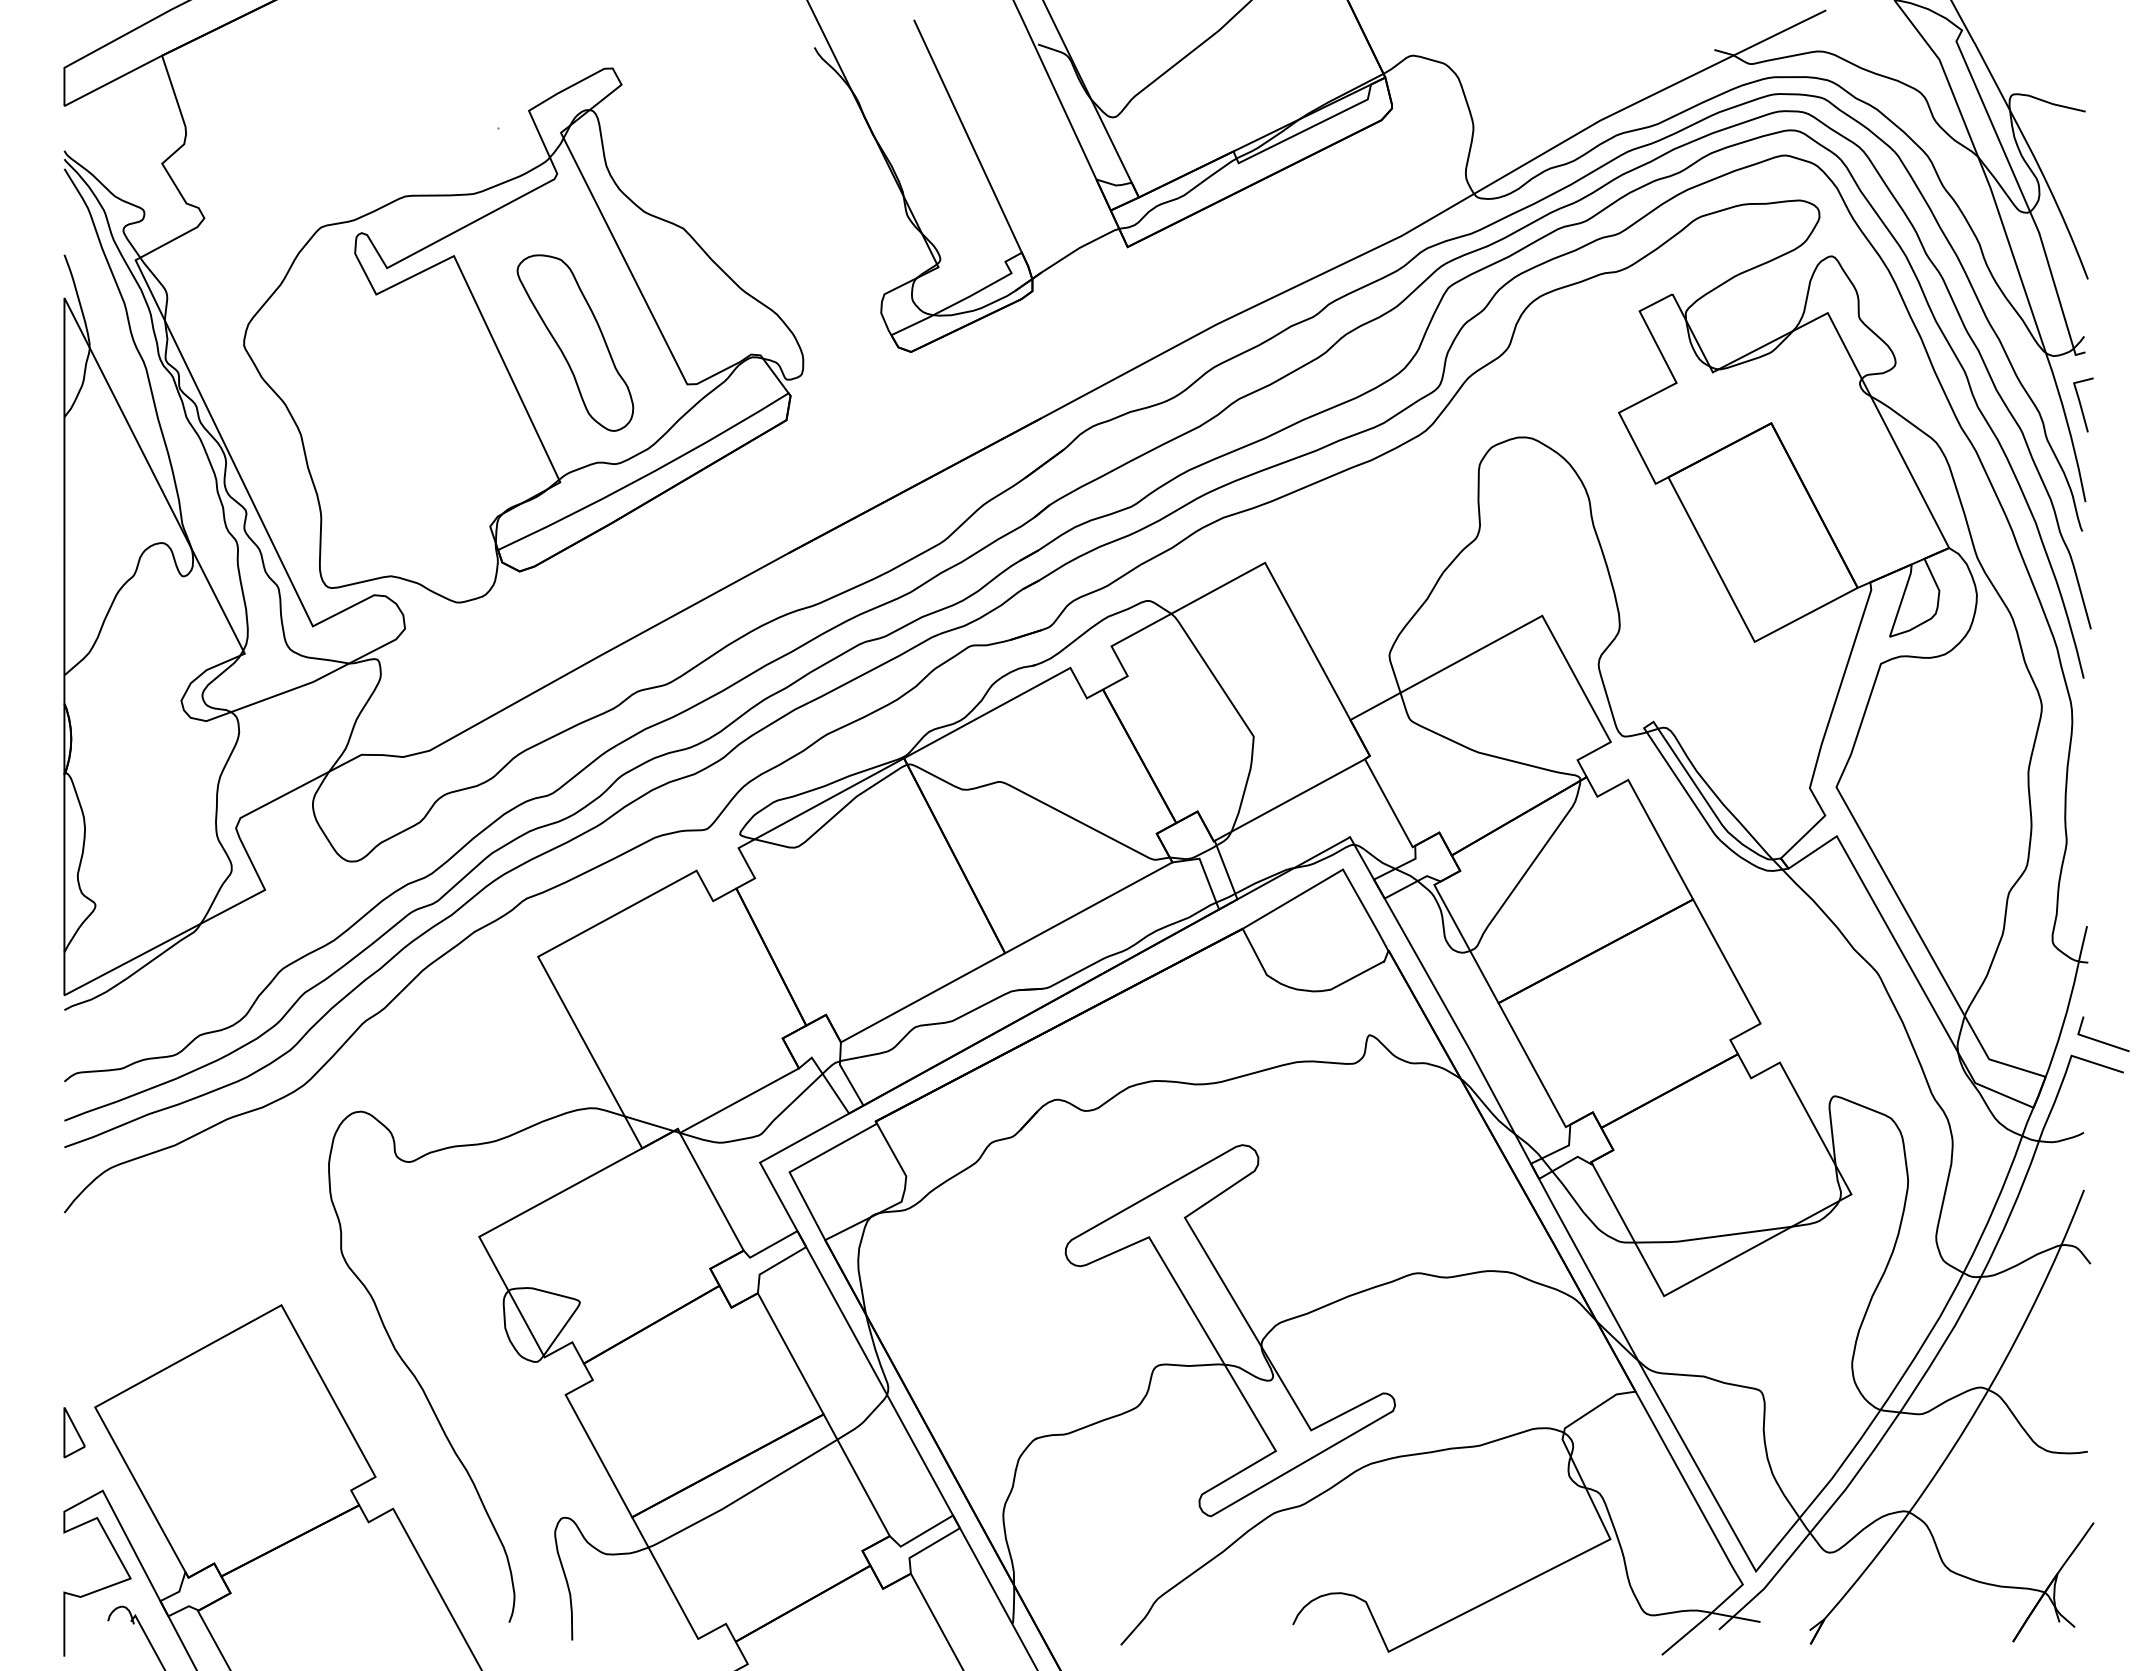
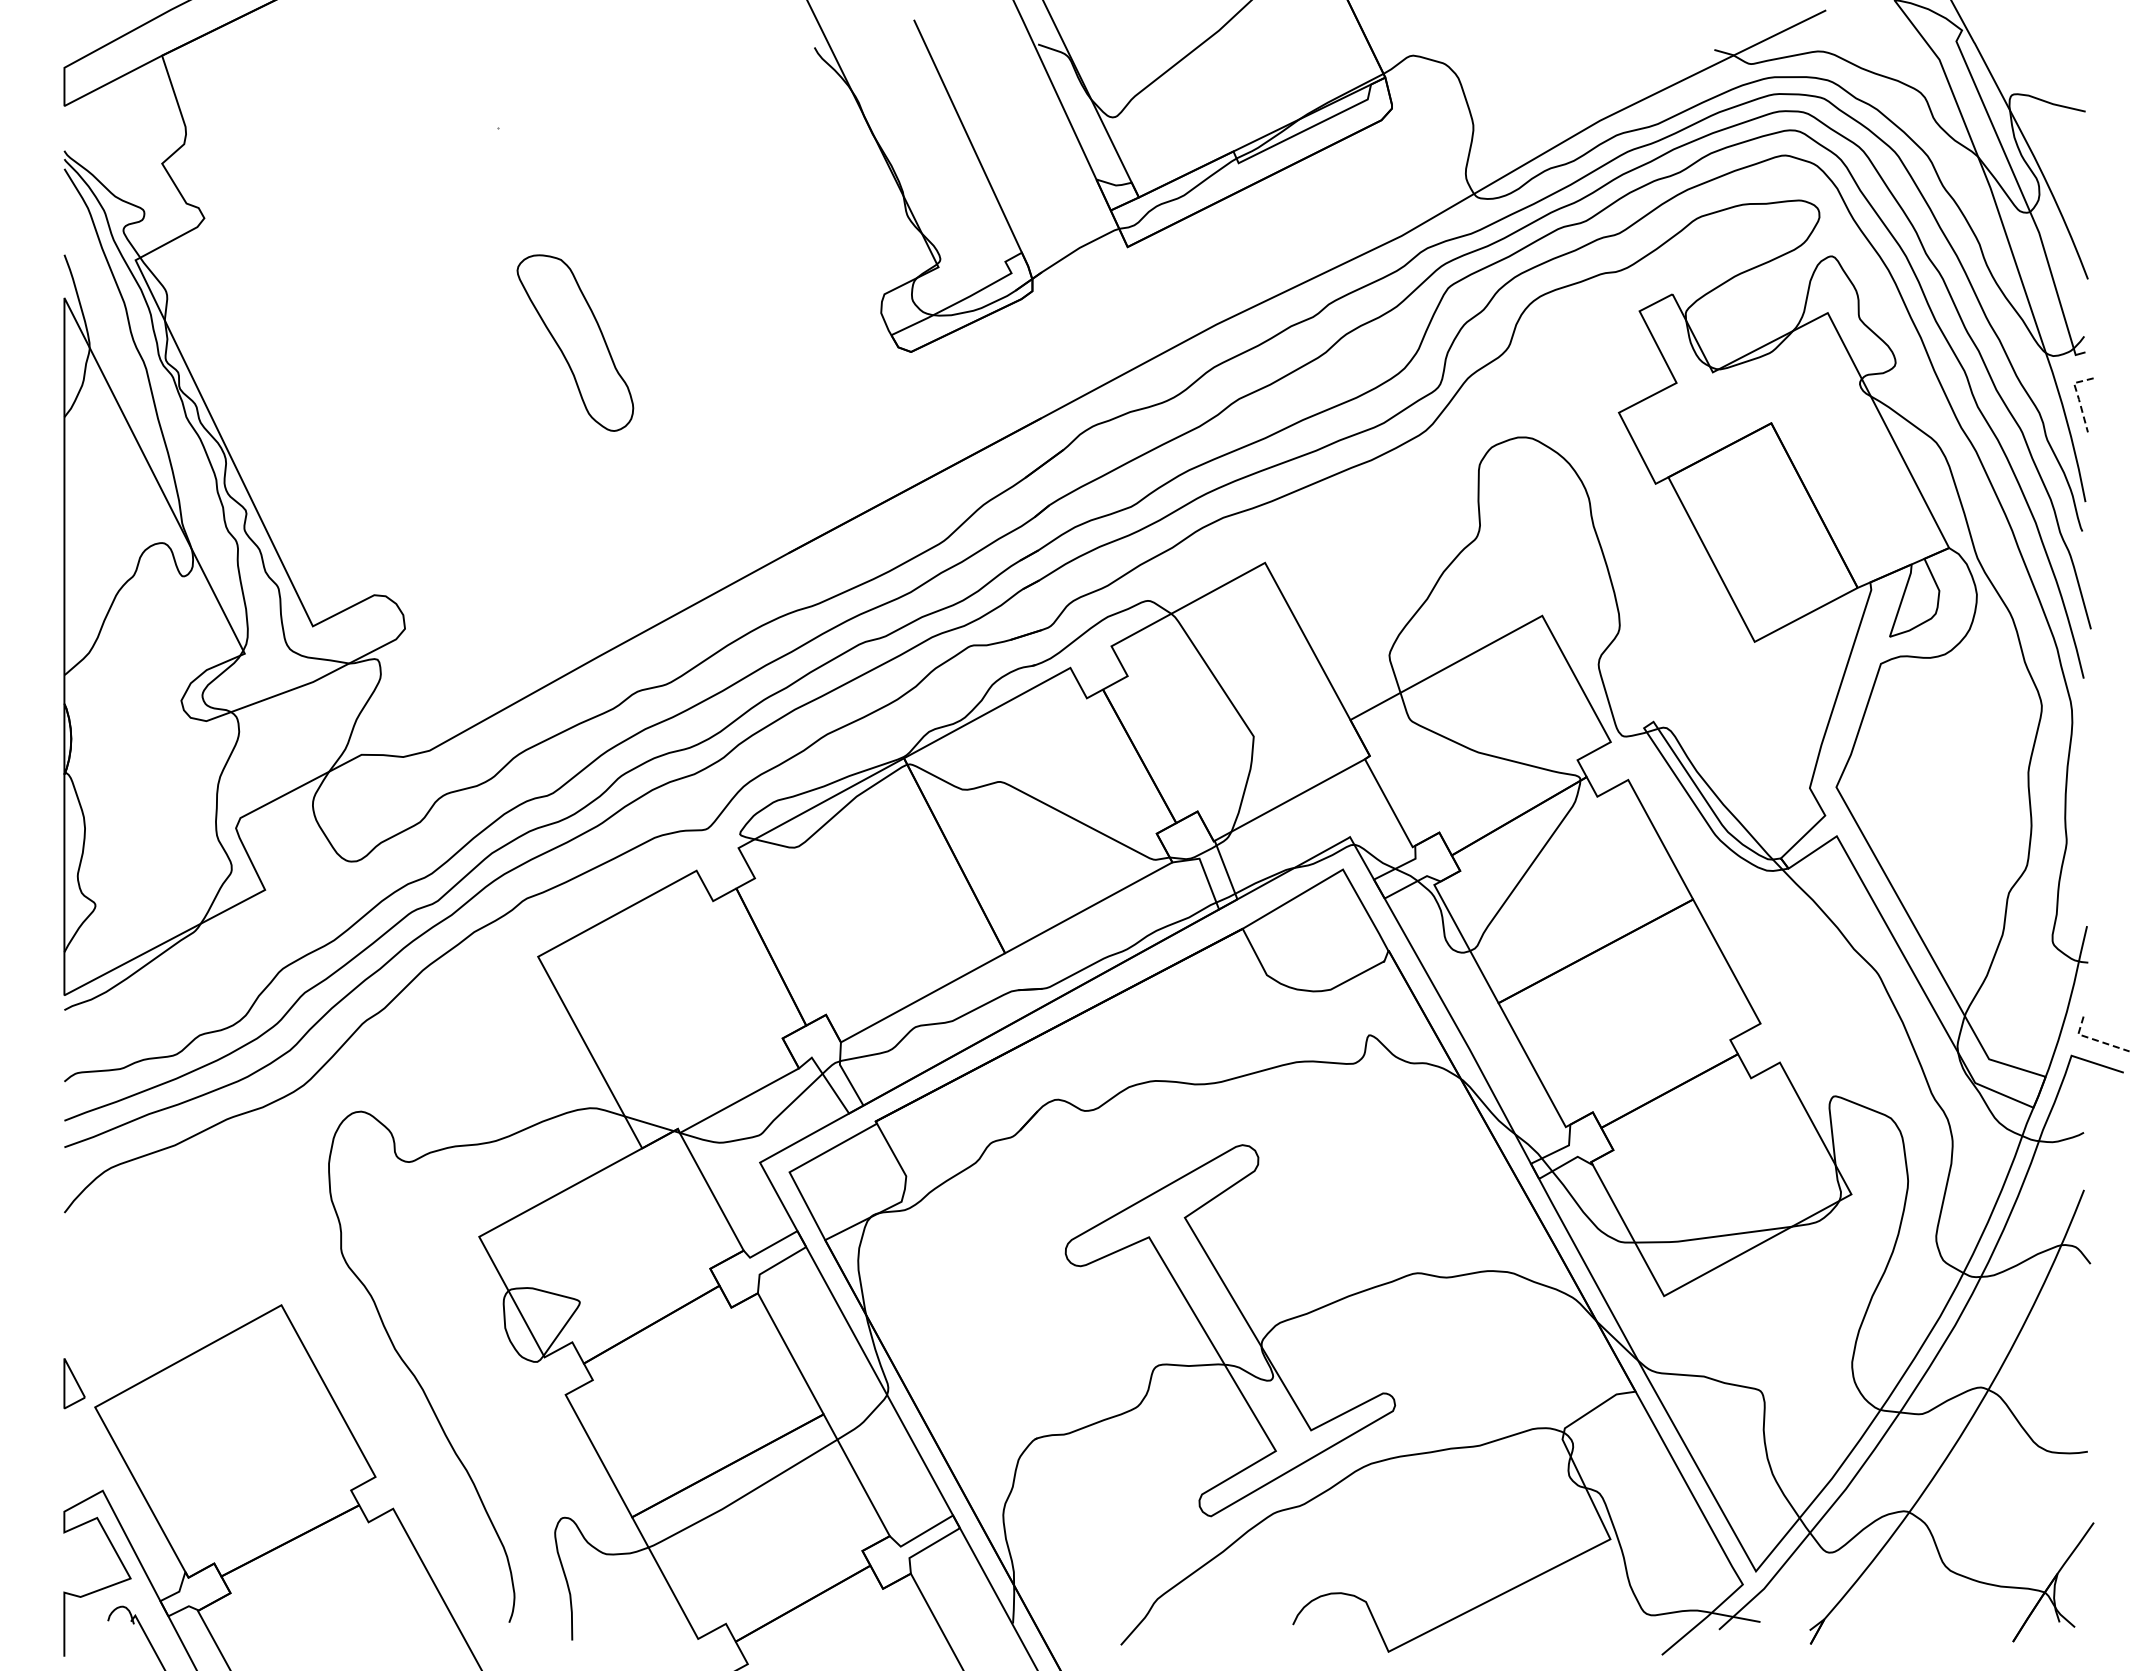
part: present -> none (523, 335)
line: solid -> dashed (2078, 397)
line: solid -> dashed (2095, 1039)
part position: (74, 1432) -> (74, 1383) (74, 1383)
